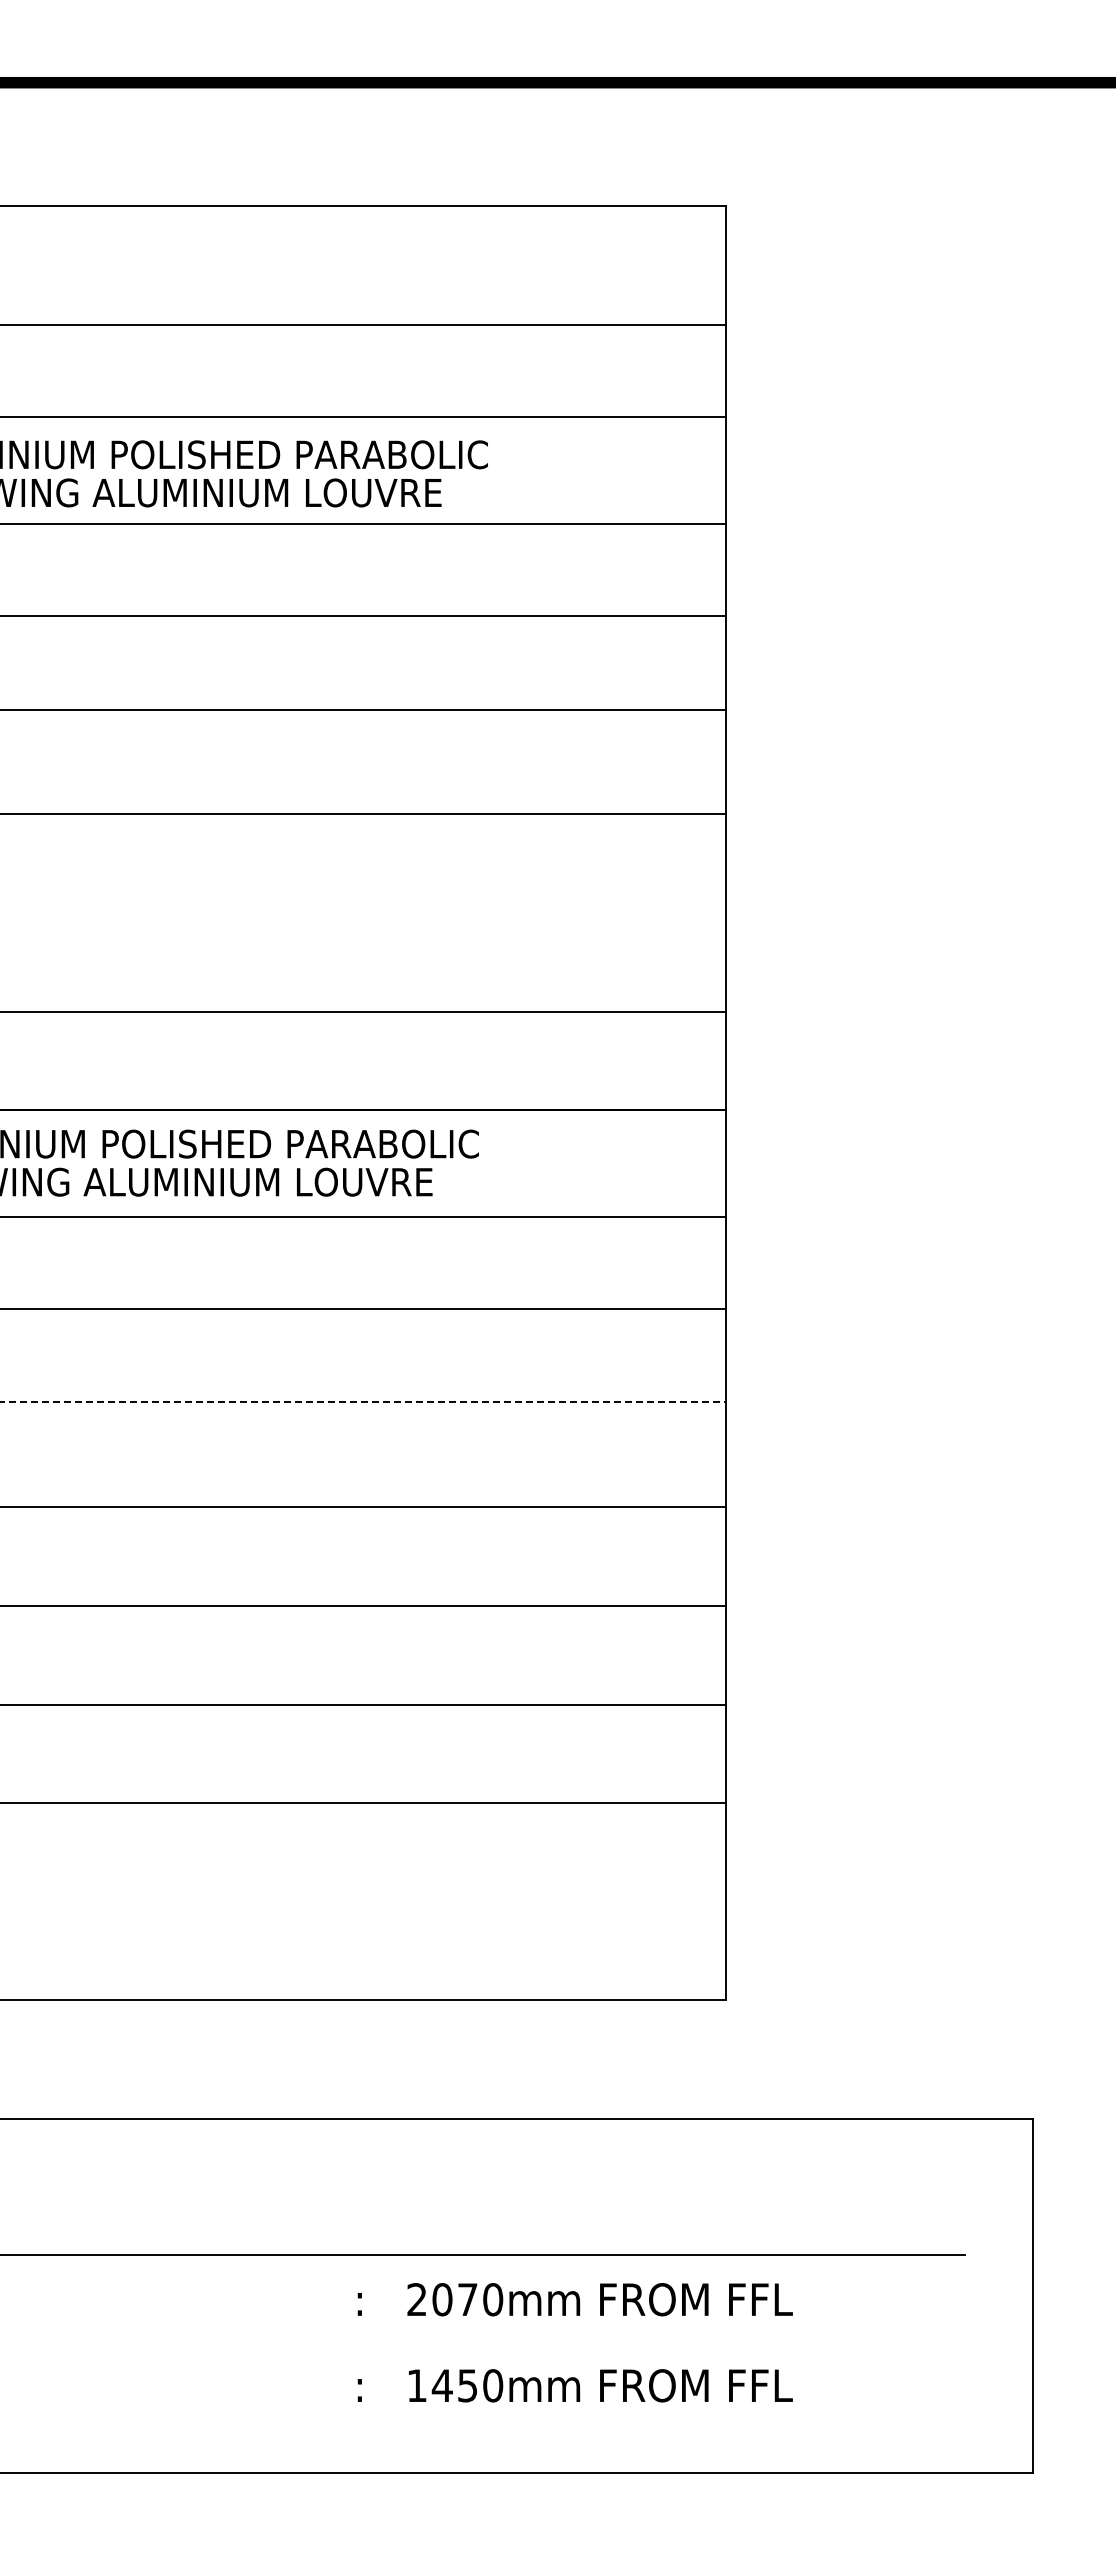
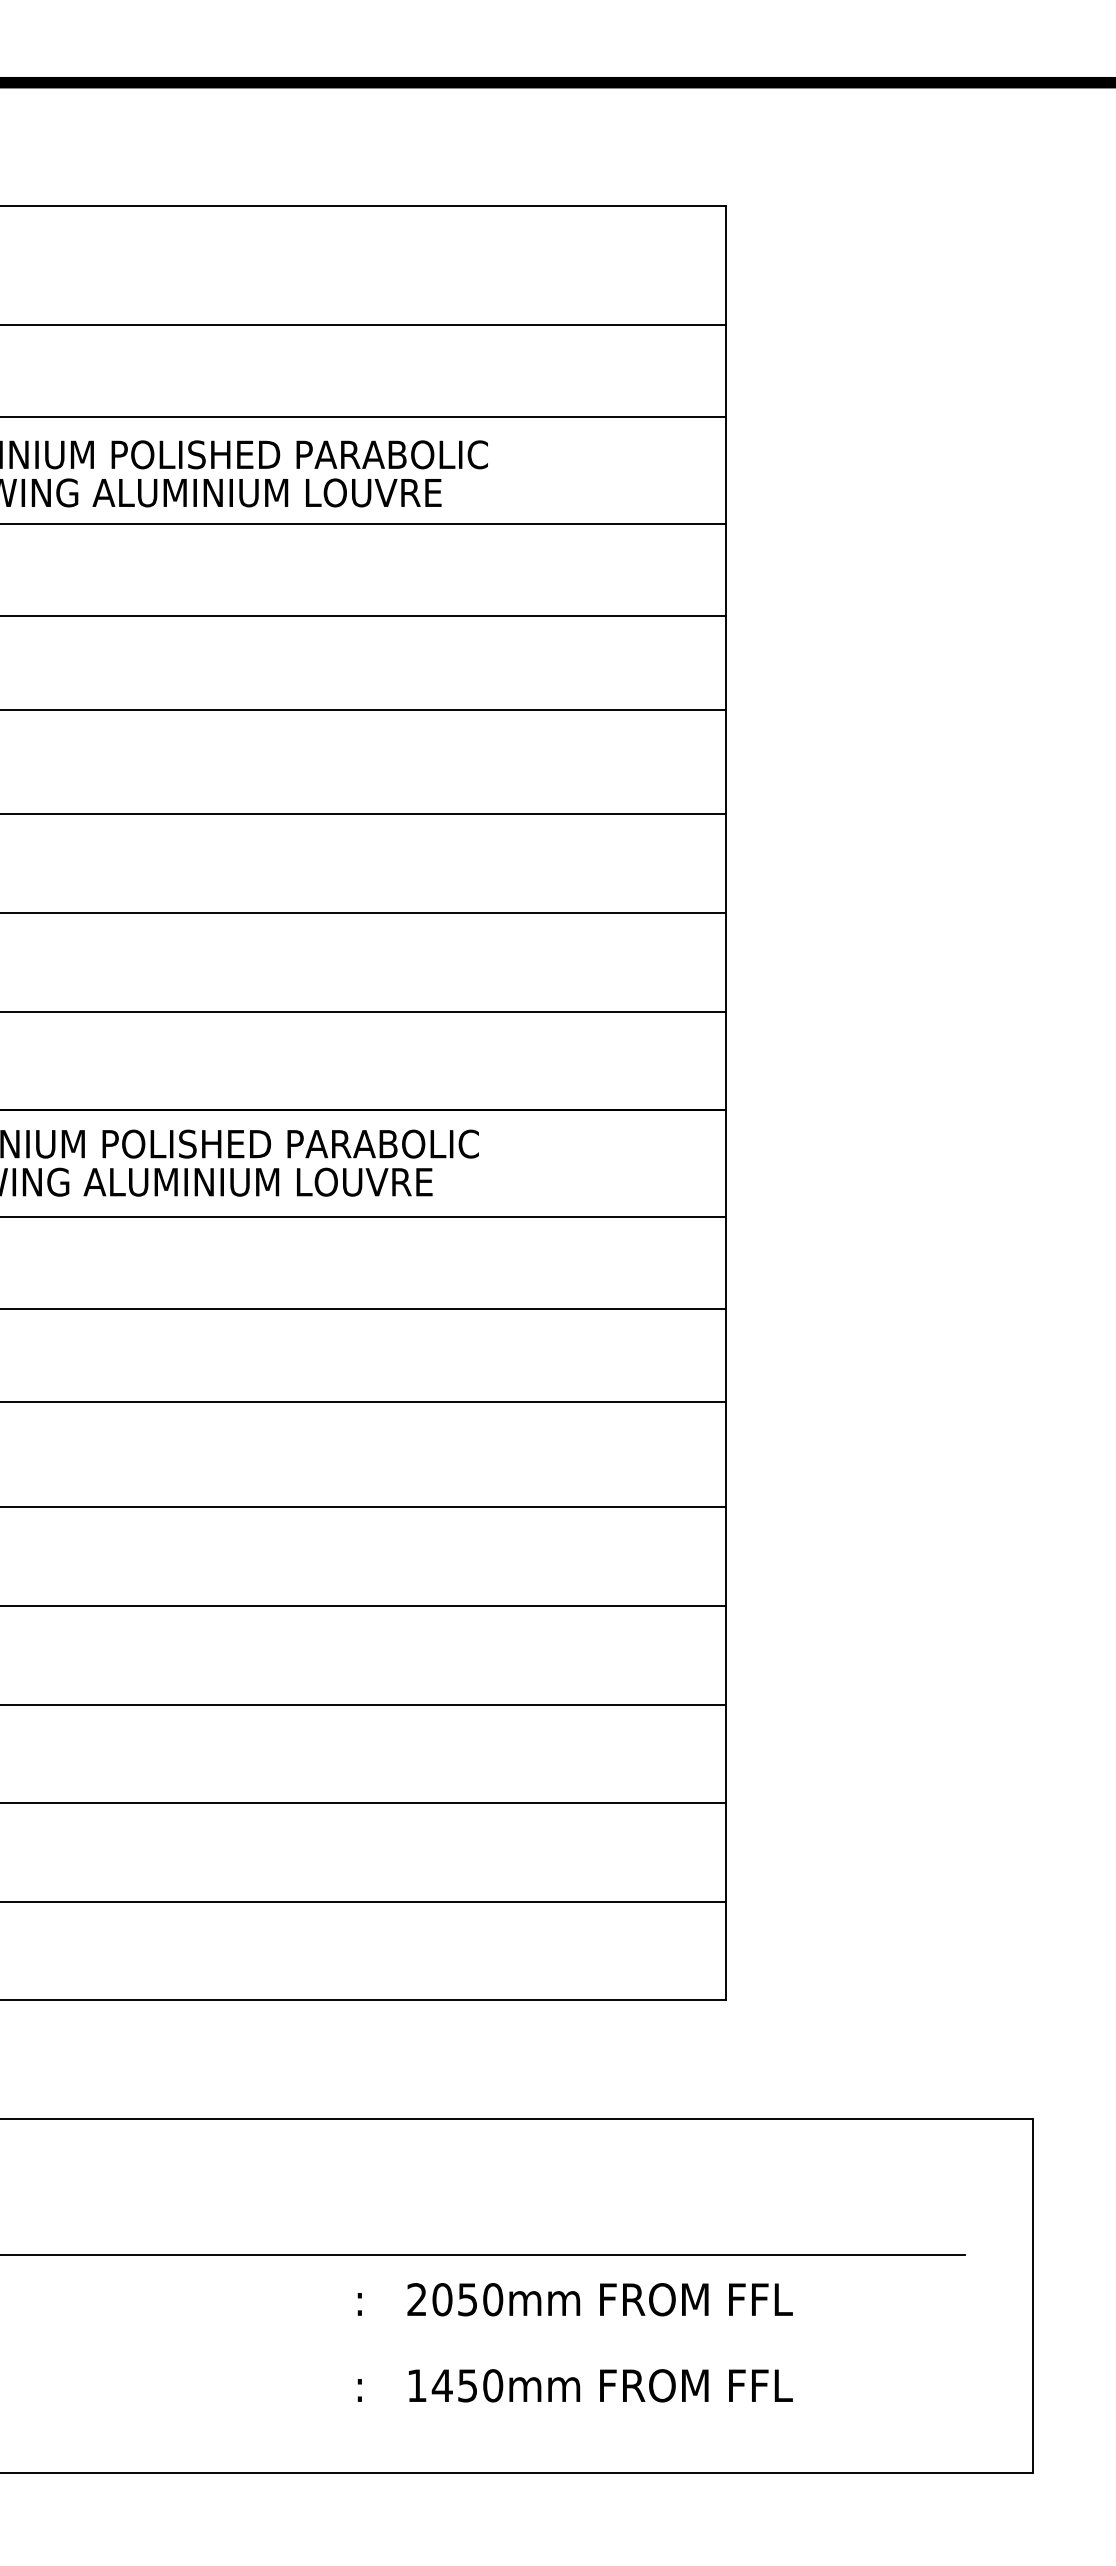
line: none -> present (363, 912)
line: dashed -> solid (363, 1402)
line: none -> present (363, 1901)
text: 2070mm -> 2050mm (467, 2299)
